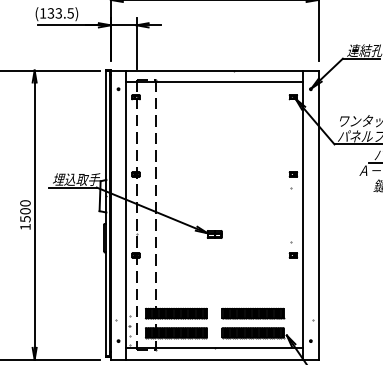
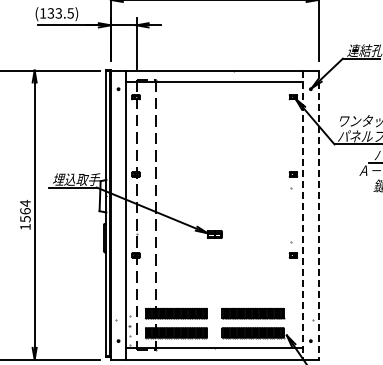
text: 1500 -> 1564 (25, 206)
line: solid -> dashed (303, 215)
line: solid -> dashed (318, 215)
